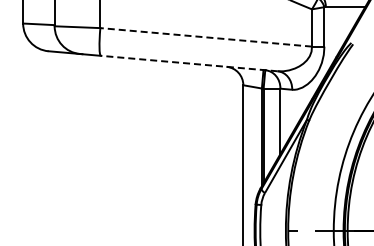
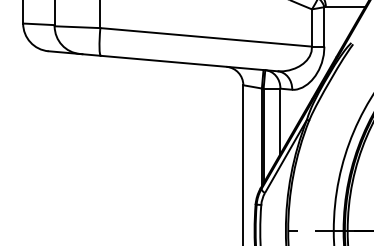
line: dashed -> solid (205, 37)
line: dashed -> solid (189, 63)
